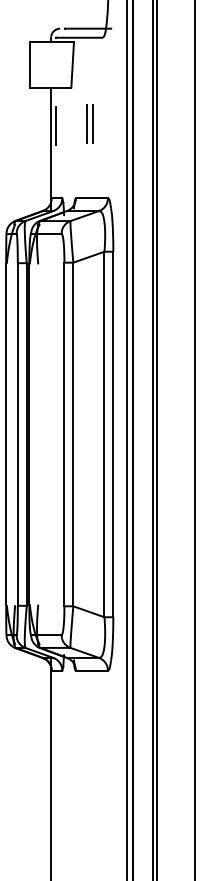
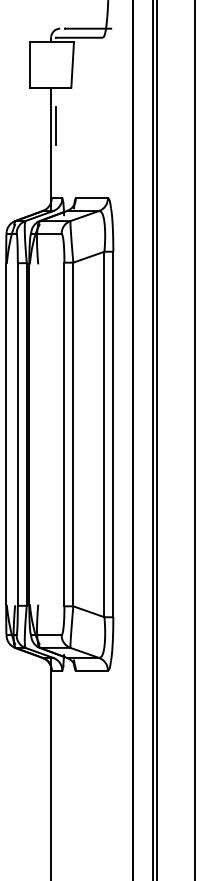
part: present -> none (89, 123)
line: present -> none (126, 439)
